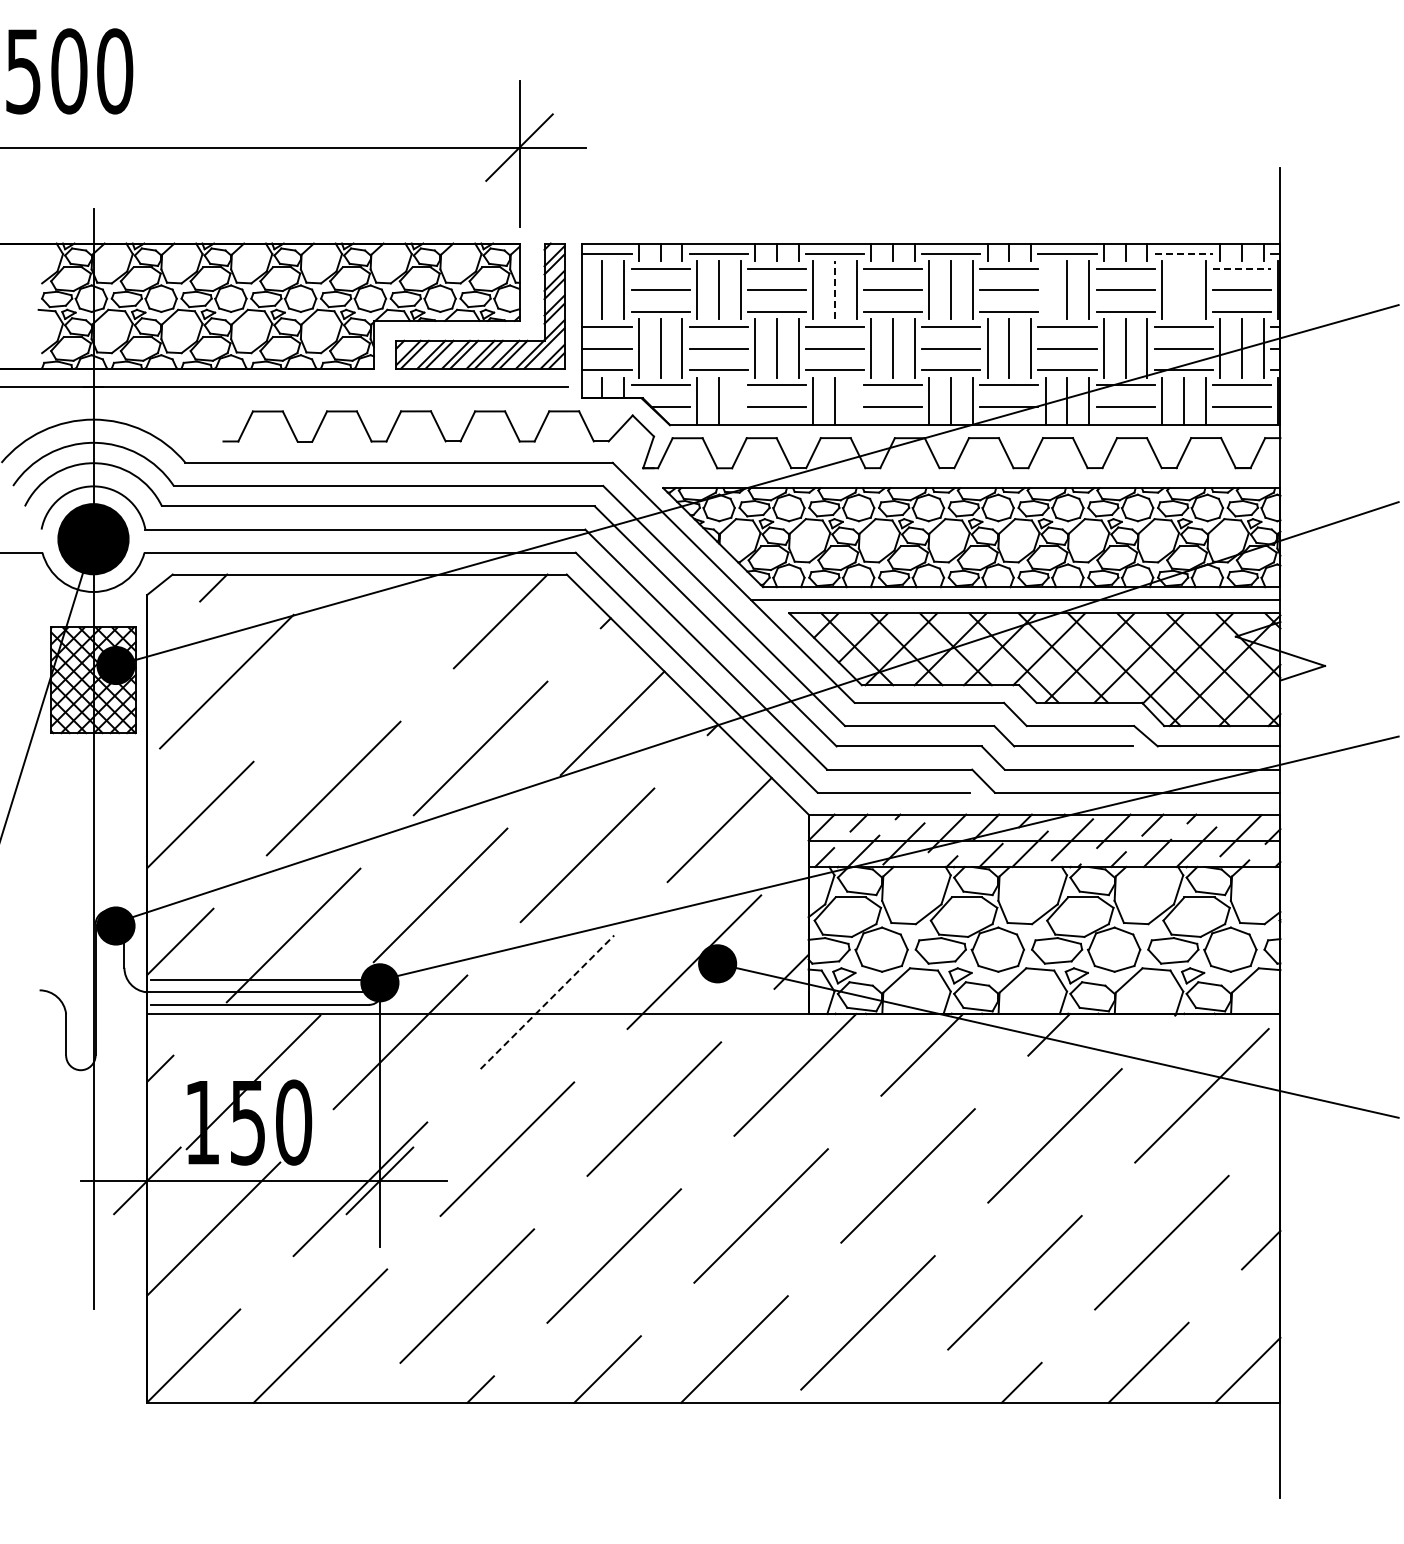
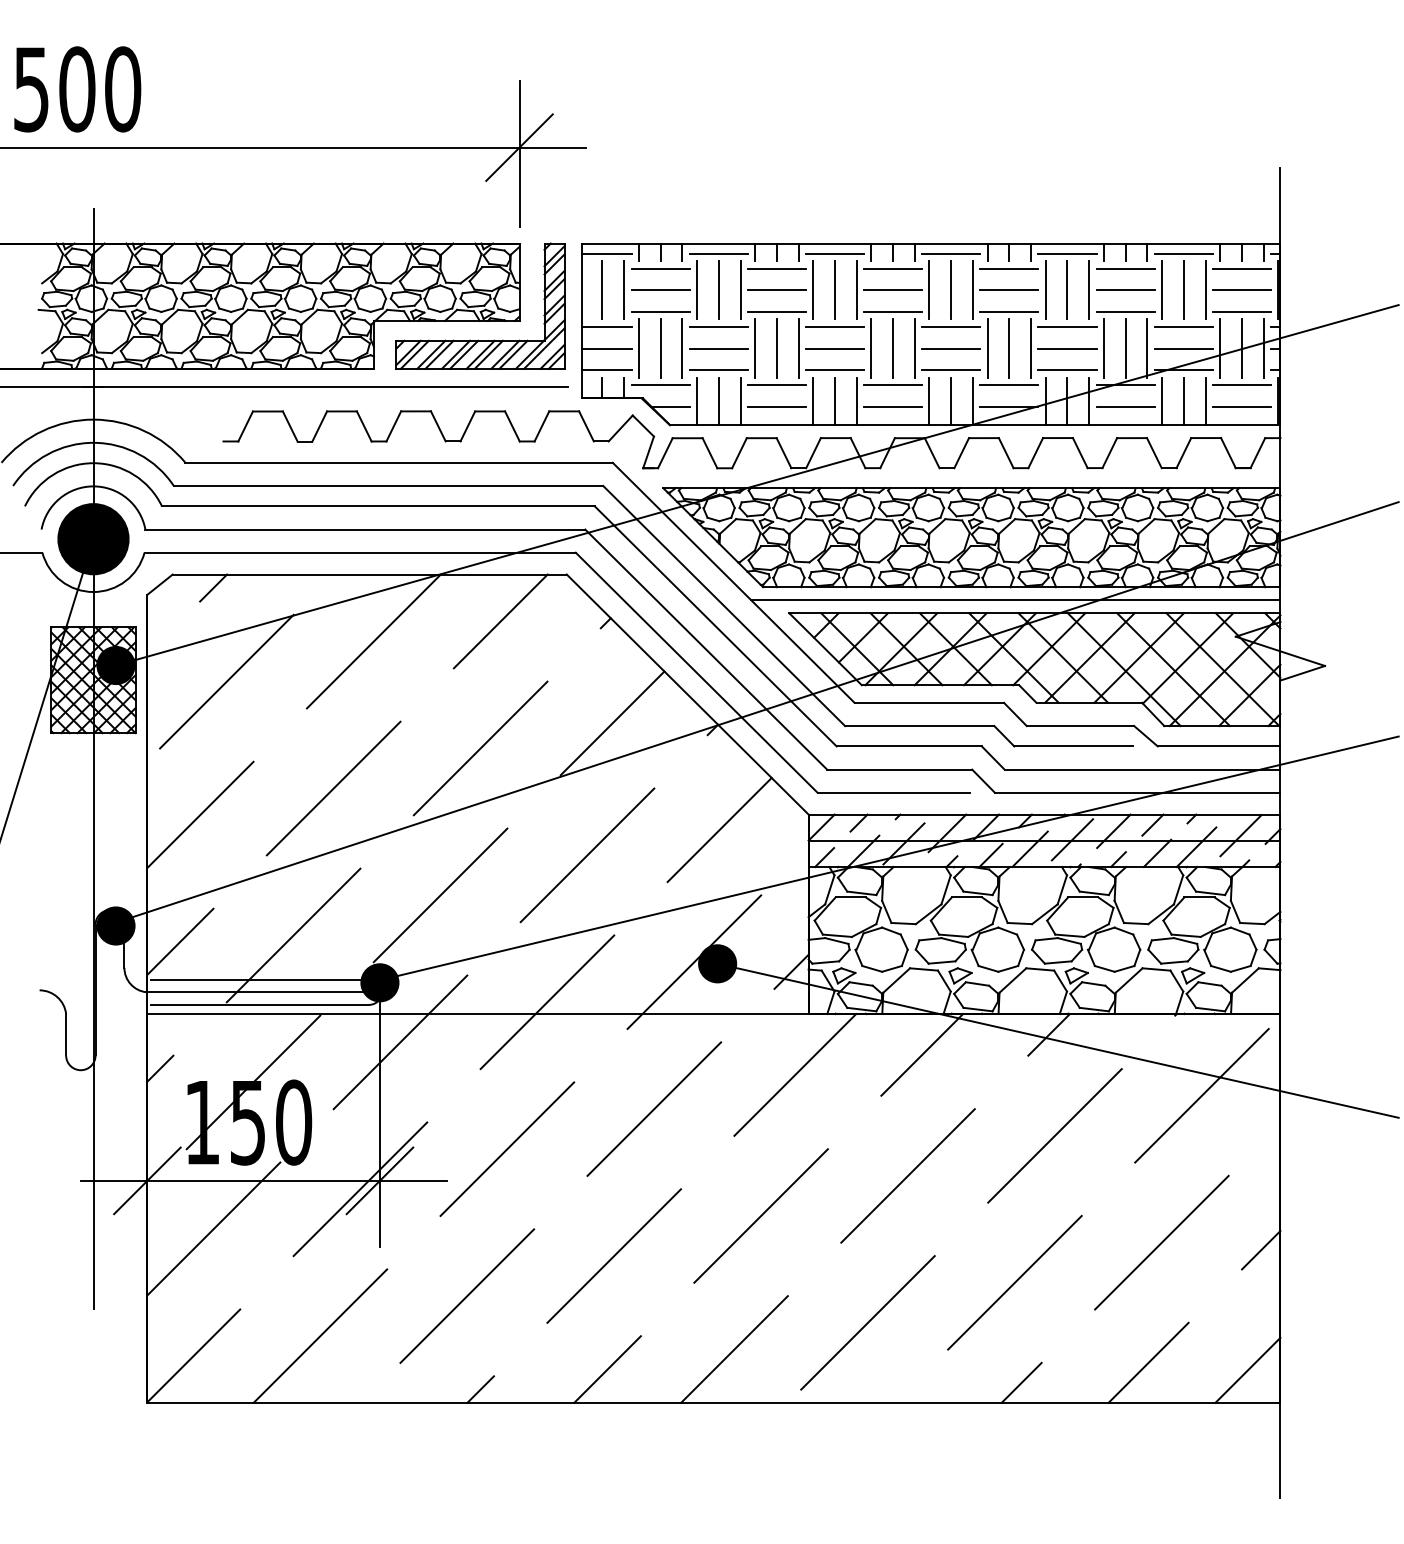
text position: (69, 71) -> (77, 89) (77, 89)
line: dashed -> solid (1184, 254)
line: dashed -> solid (1242, 268)
line: dashed -> solid (834, 289)
line: none -> present (1045, 290)
line: none -> present (1183, 290)
line: none -> present (740, 401)
line: none -> present (856, 401)
line: none -> present (373, 641)
line: dashed -> solid (547, 1001)
